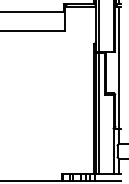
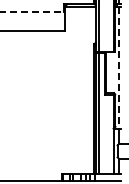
line: solid -> dashed (32, 11)
line: solid -> dashed (119, 67)
